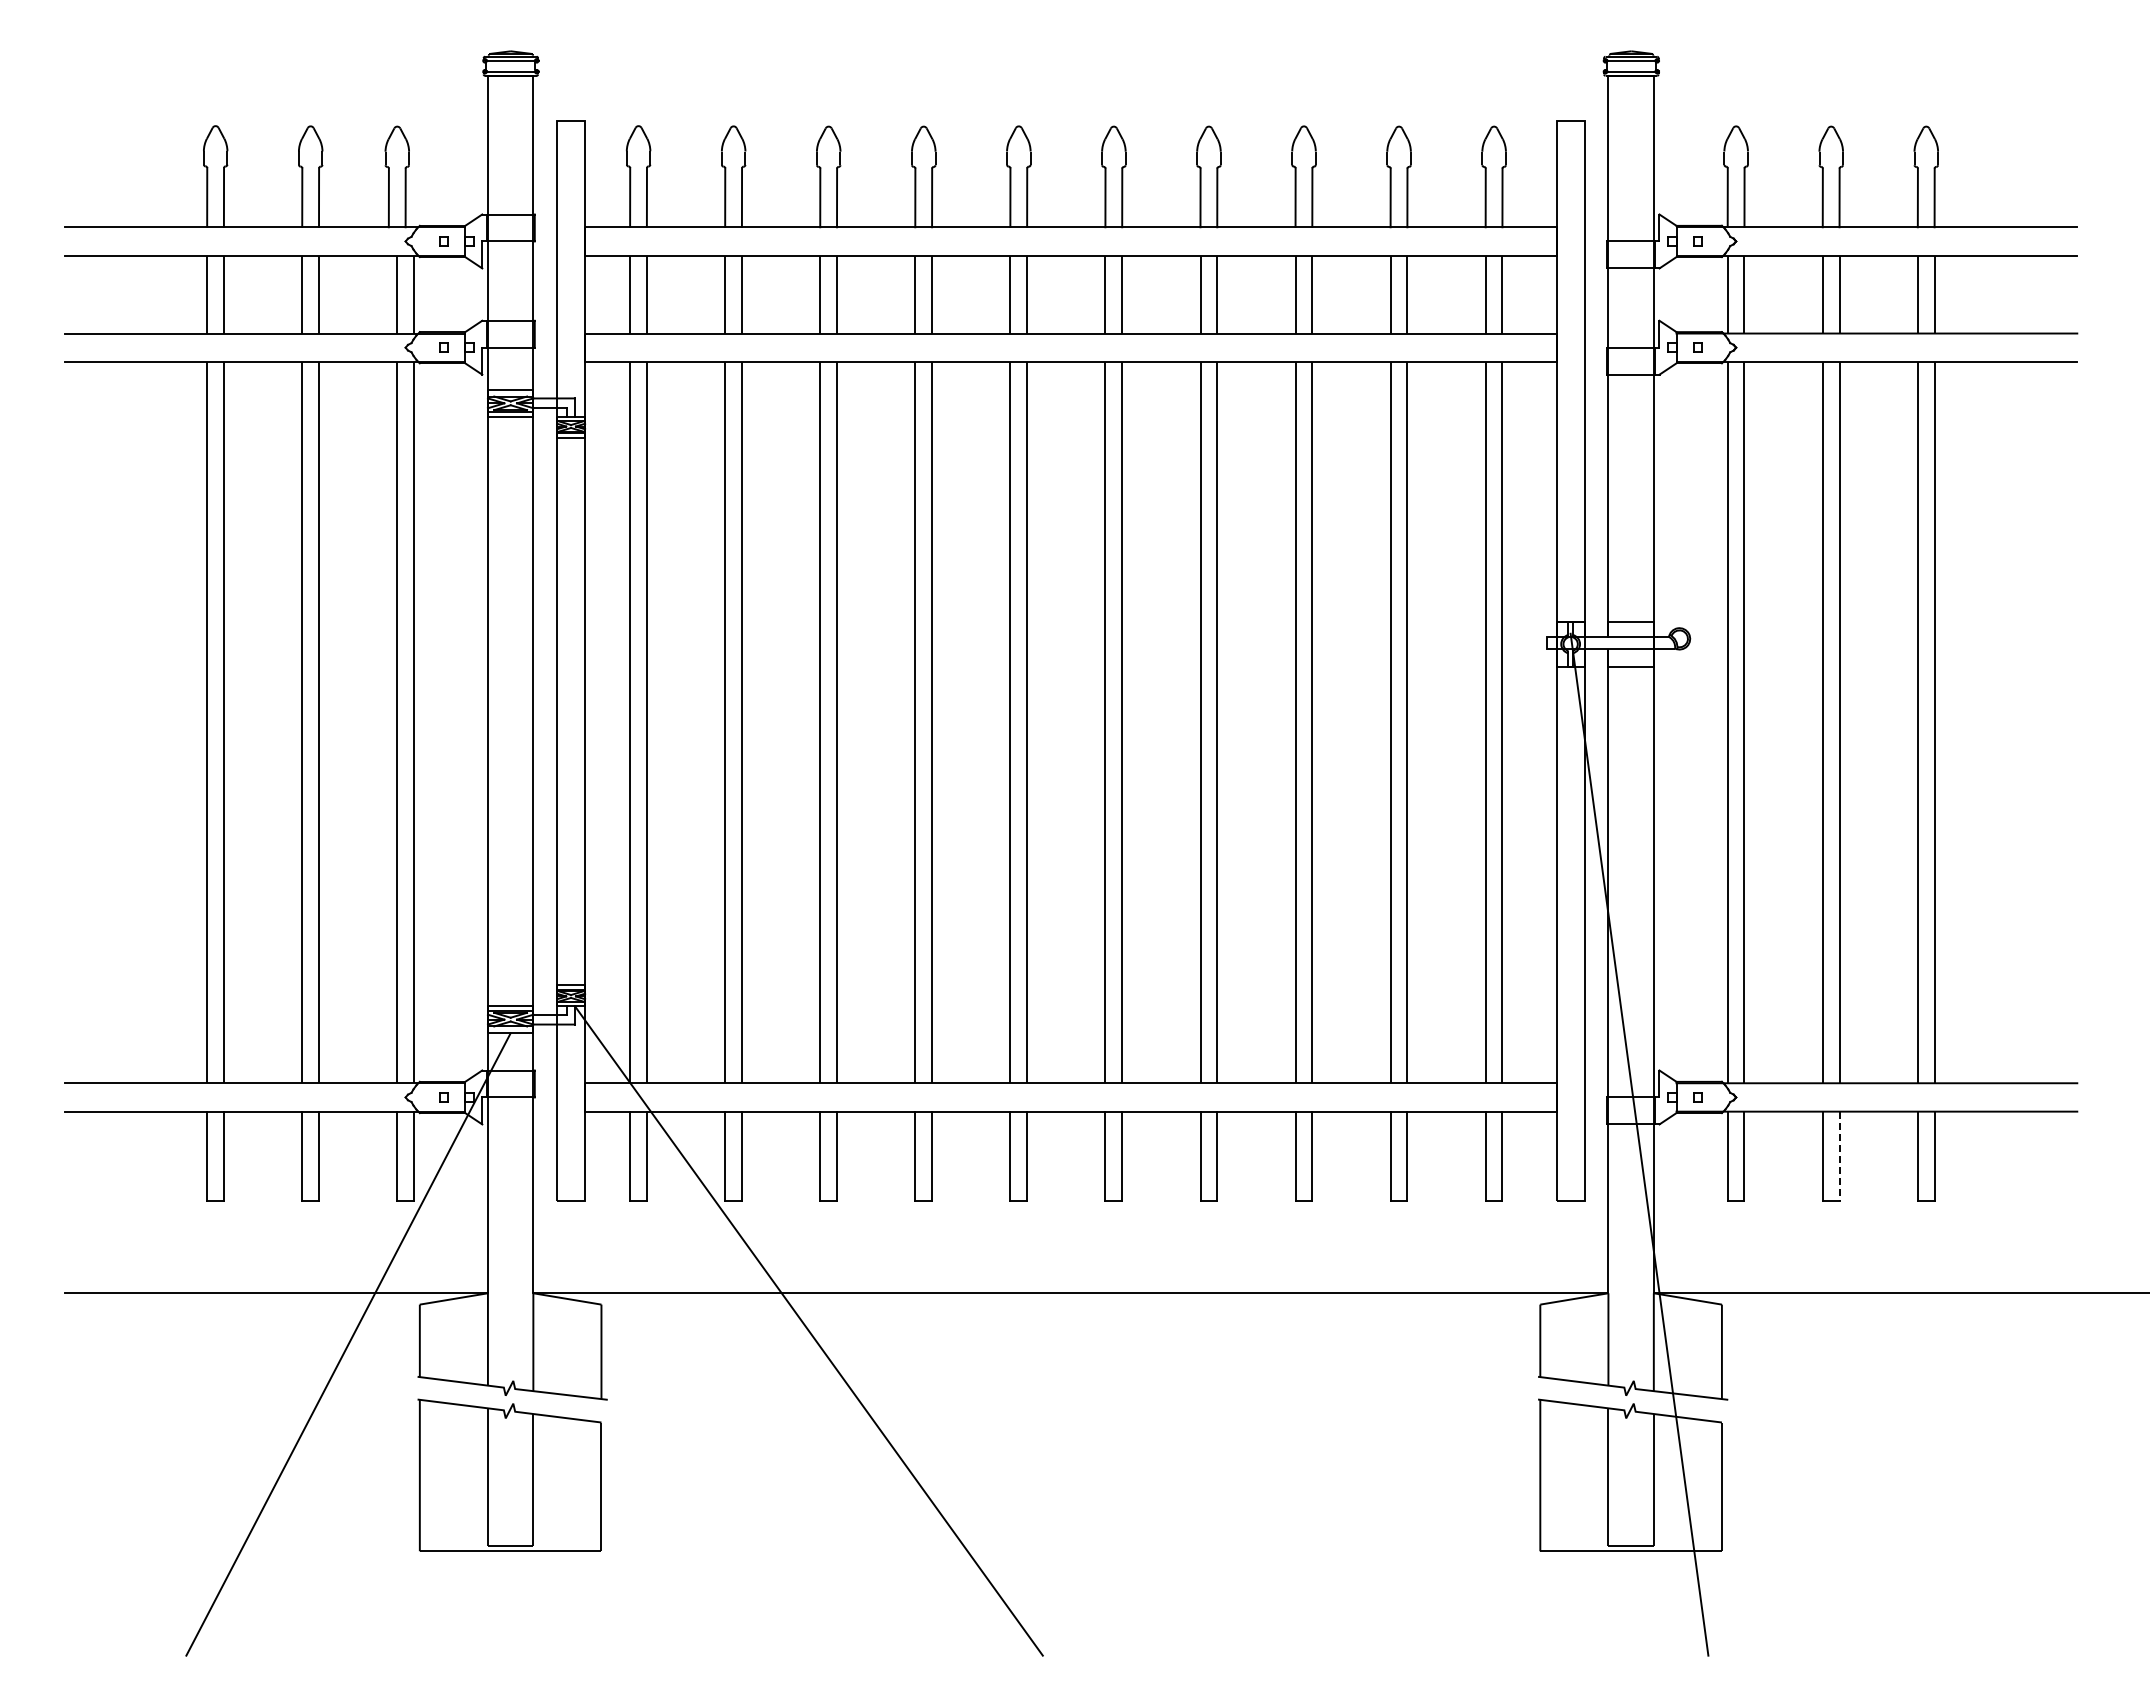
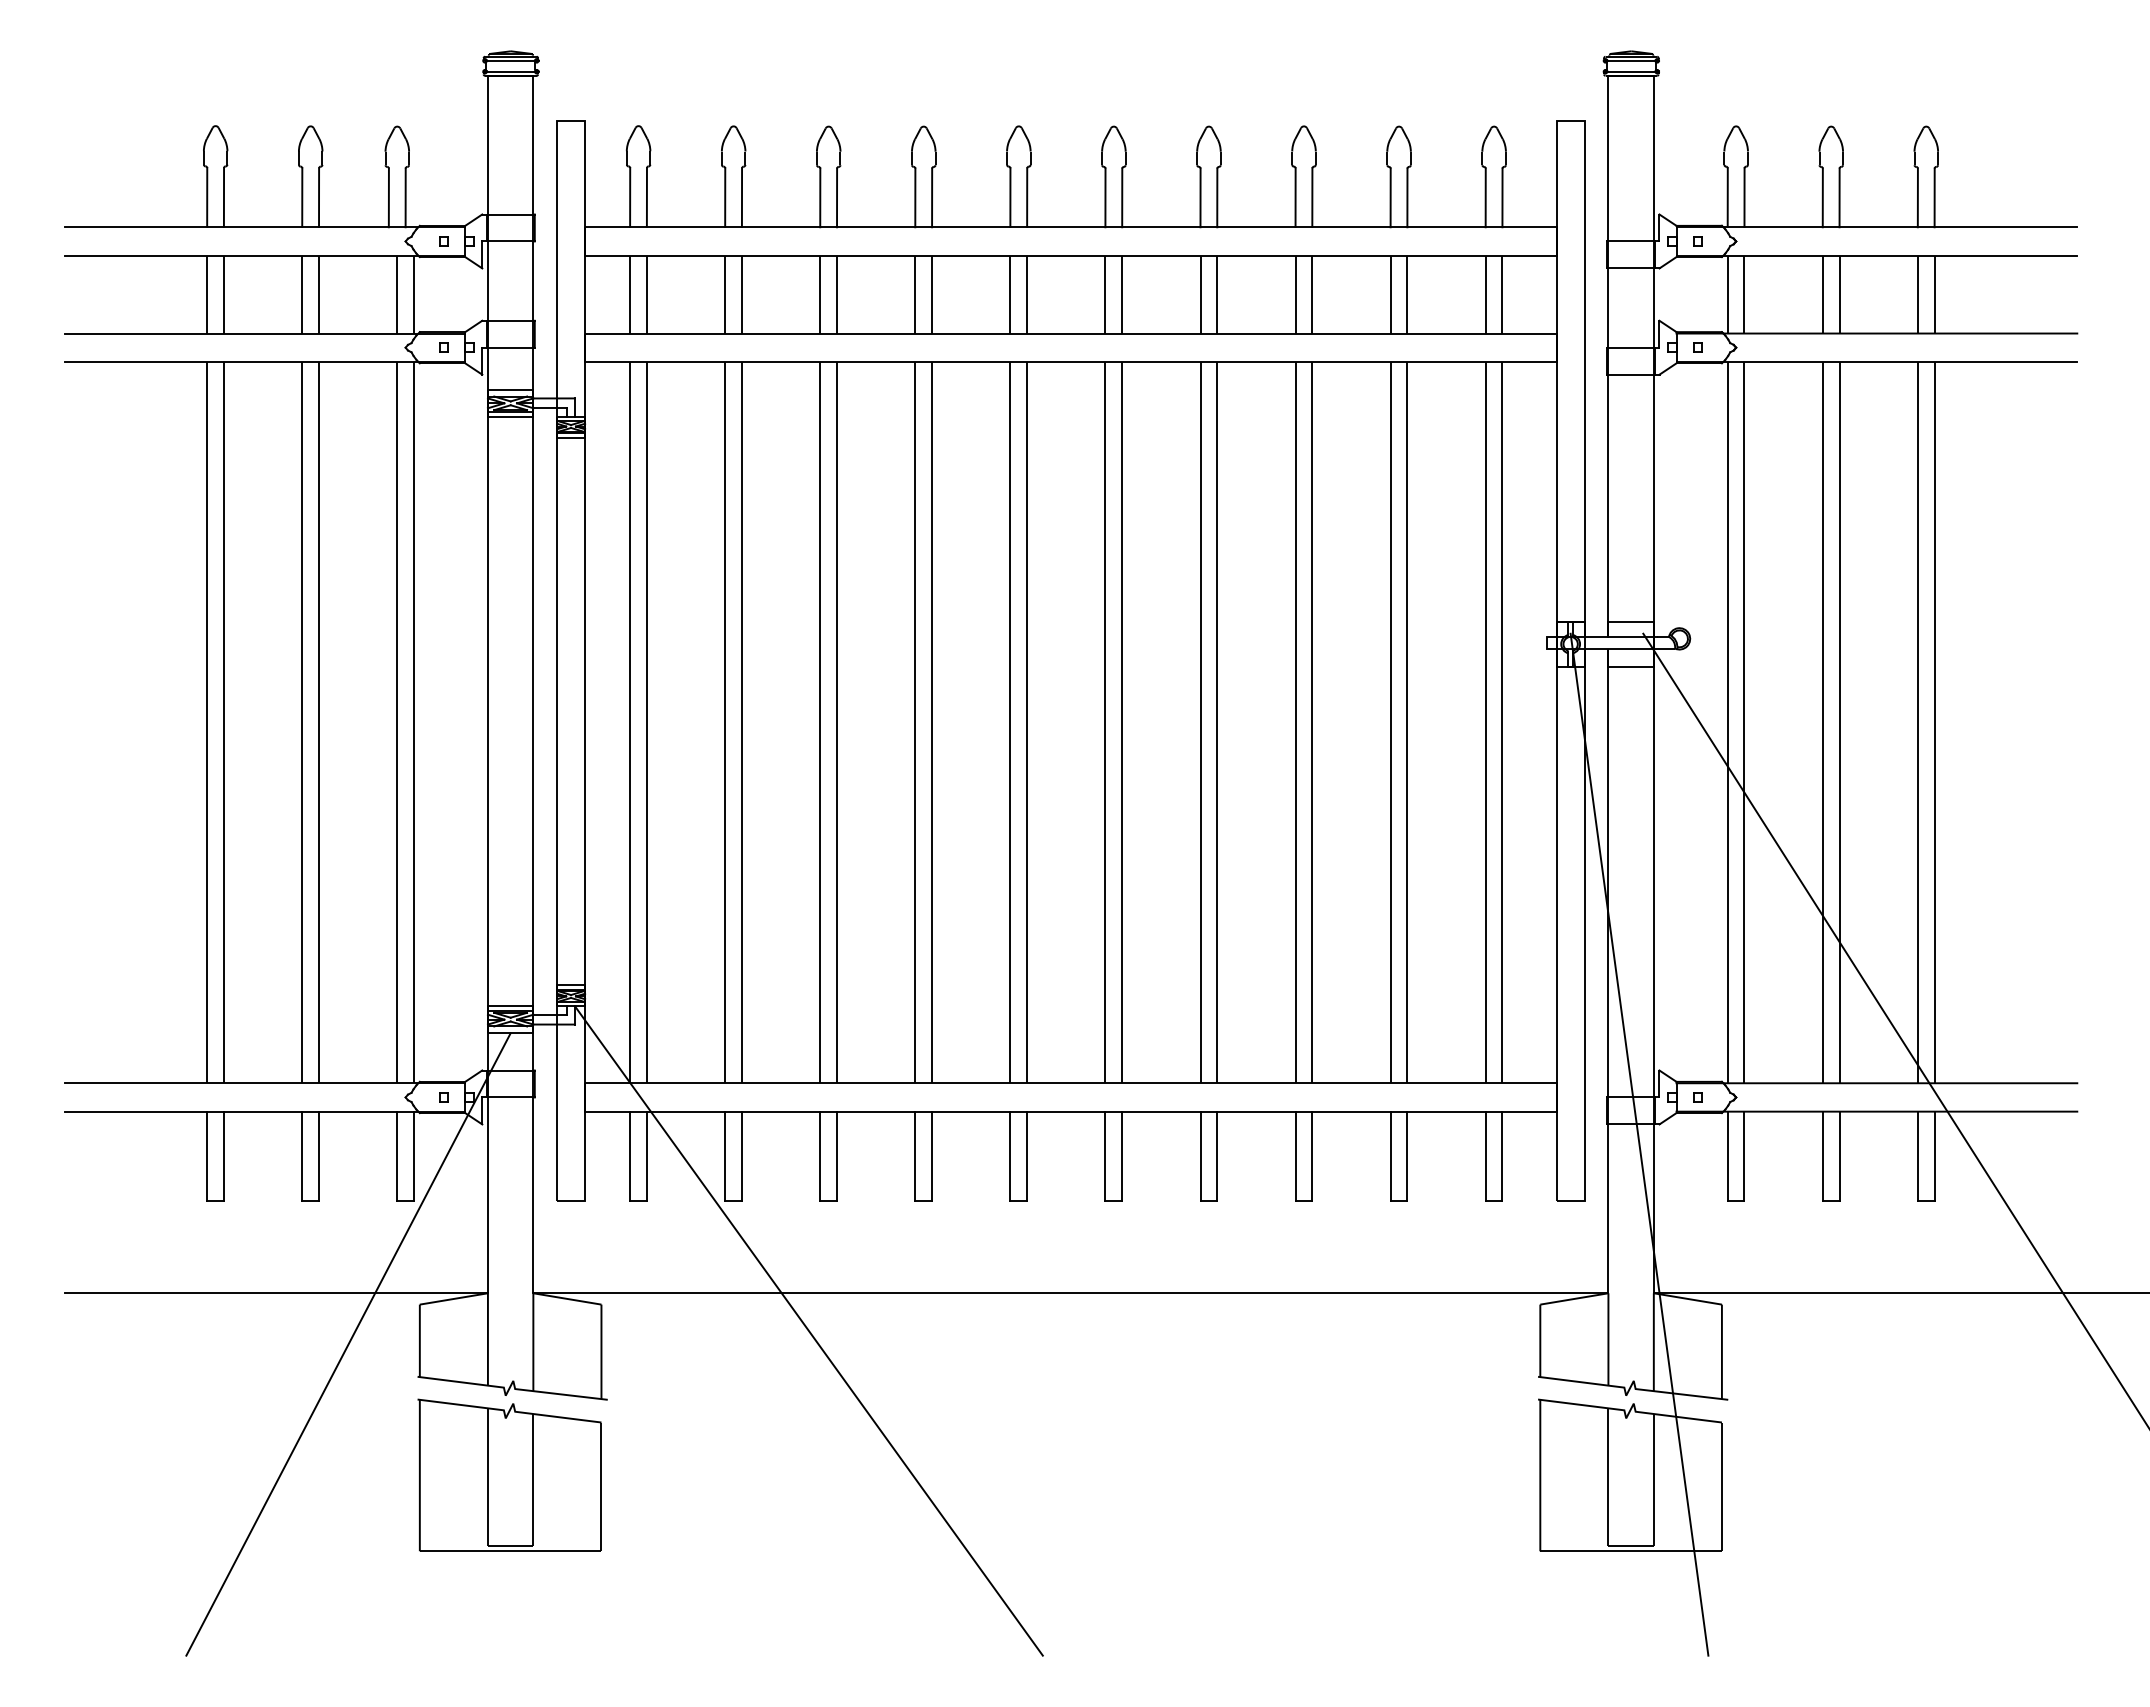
line: none -> present (1894, 1028)
line: dashed -> solid (1839, 1156)
